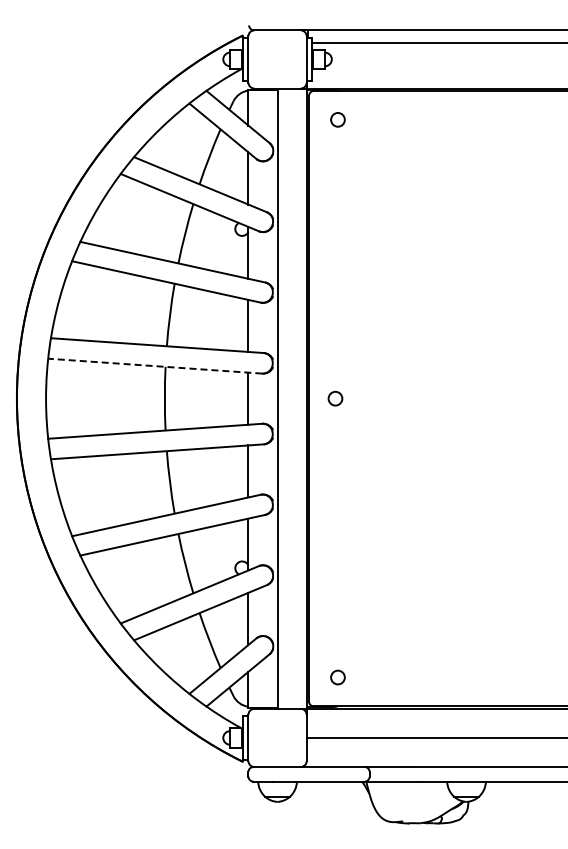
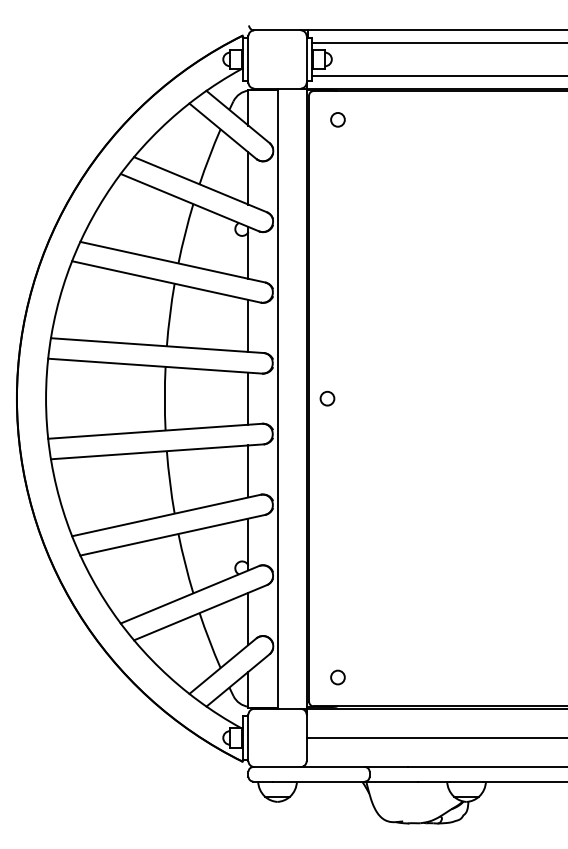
line: none -> present (438, 75)
line: dashed -> solid (154, 366)
circle position: (335, 398) -> (327, 398) (327, 398)
